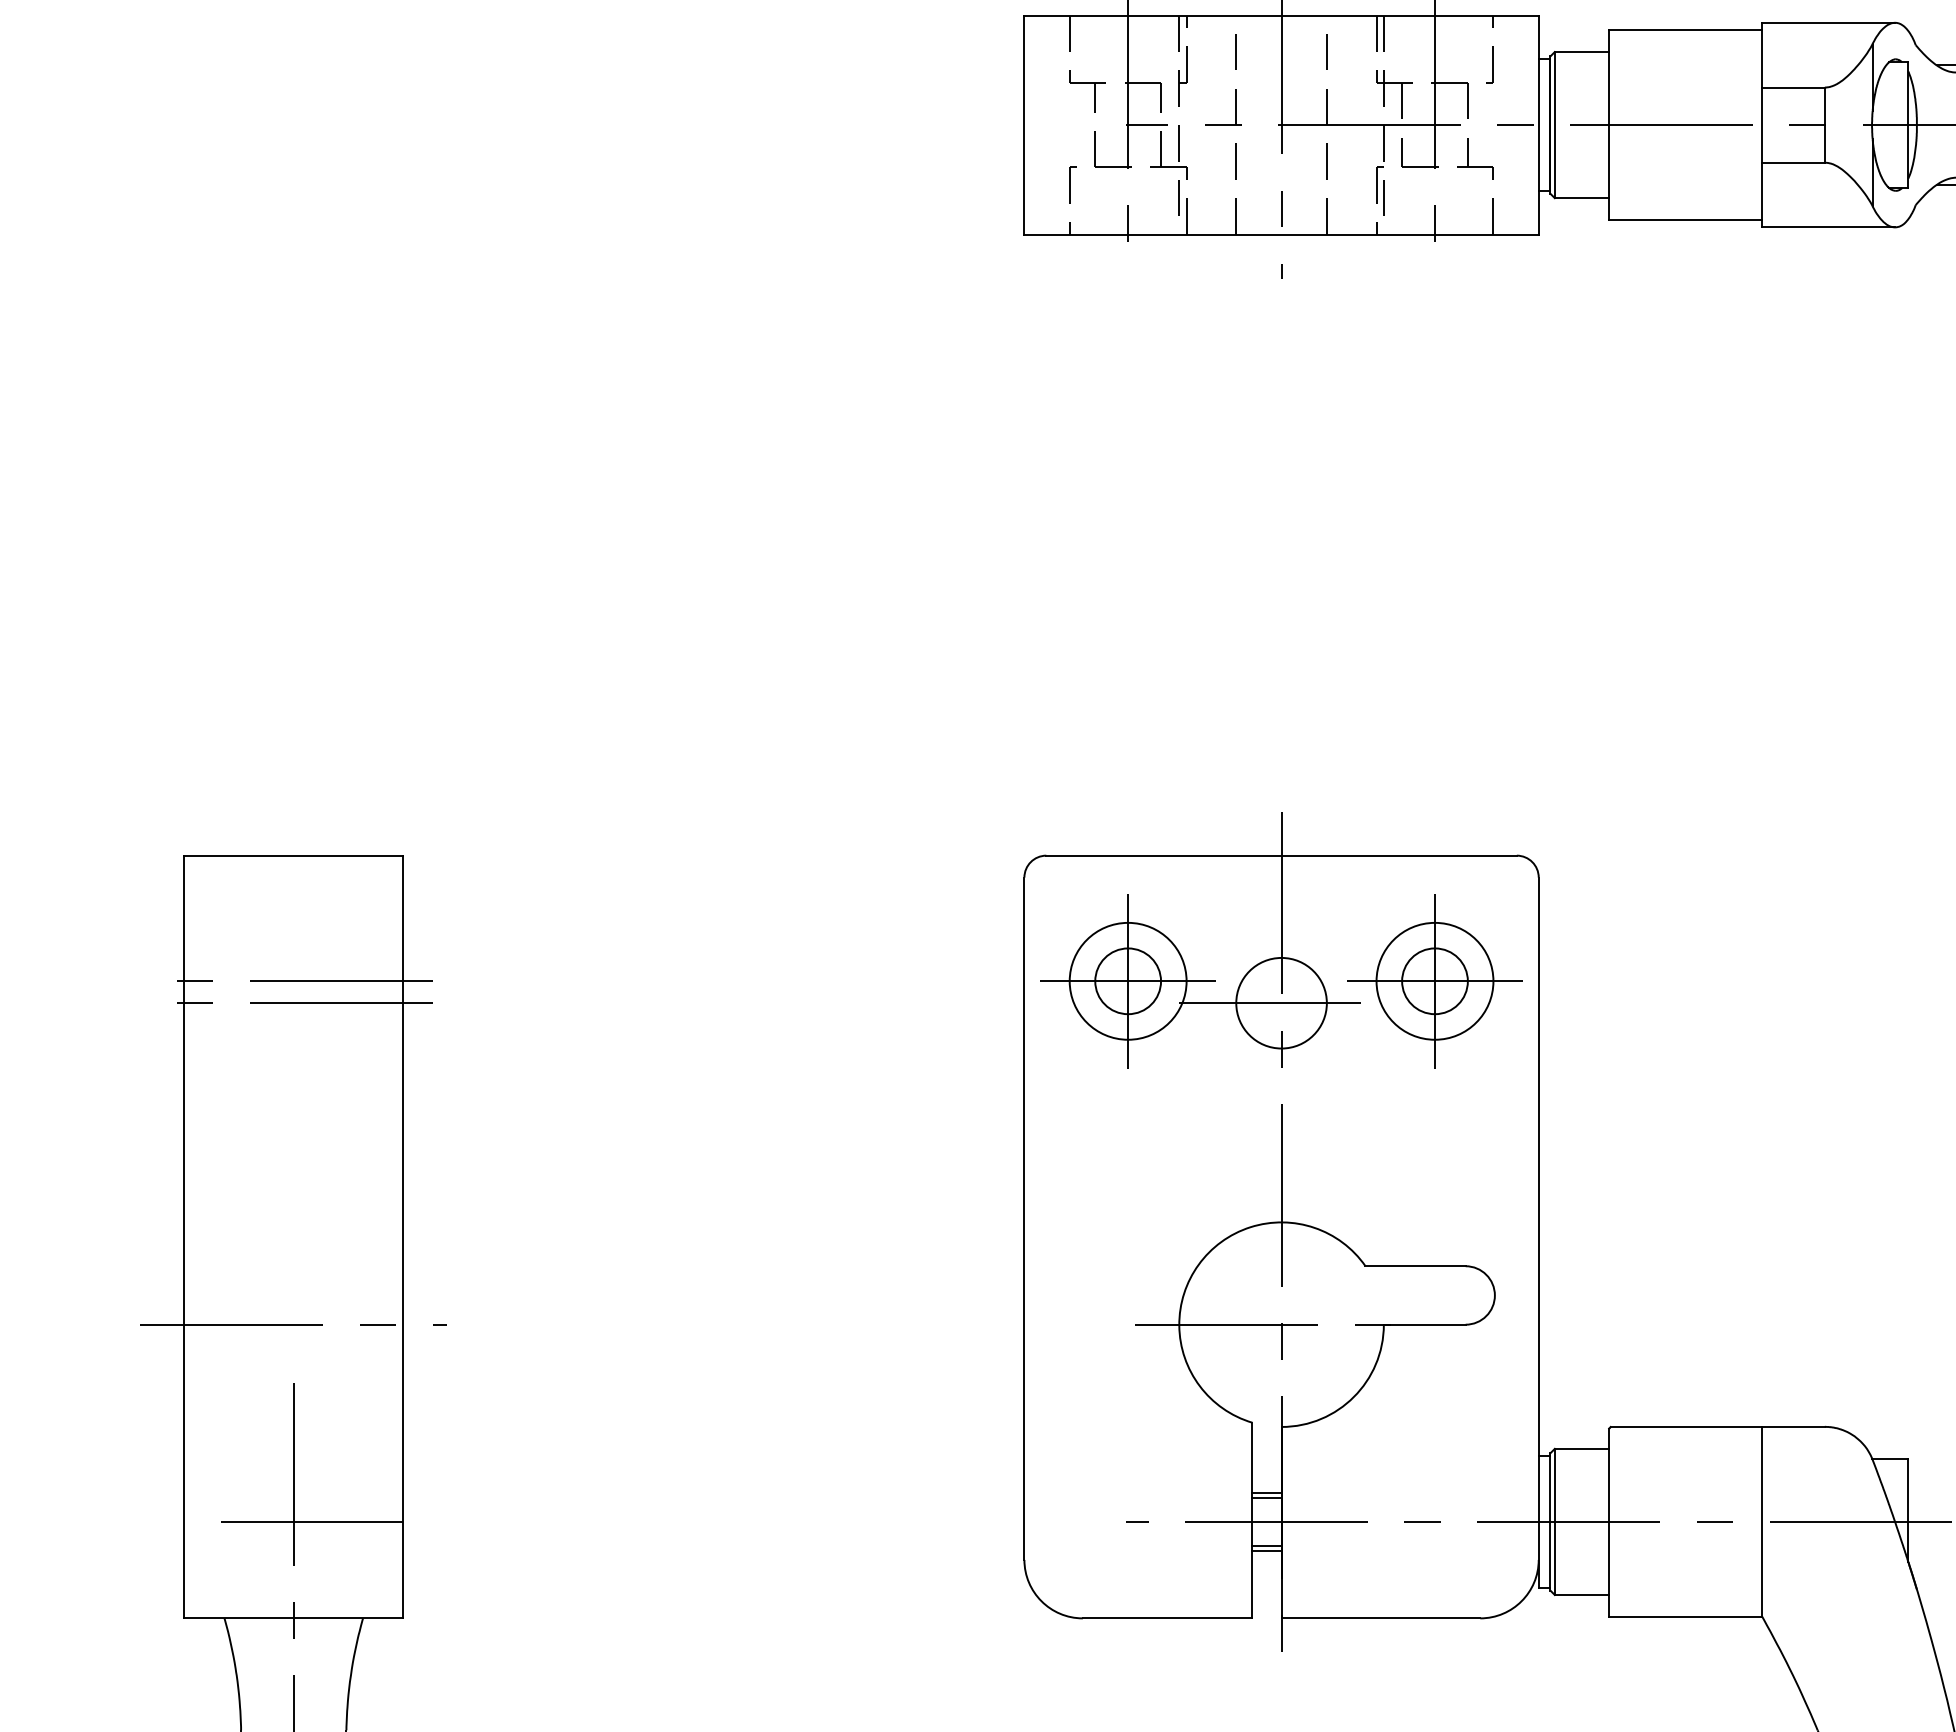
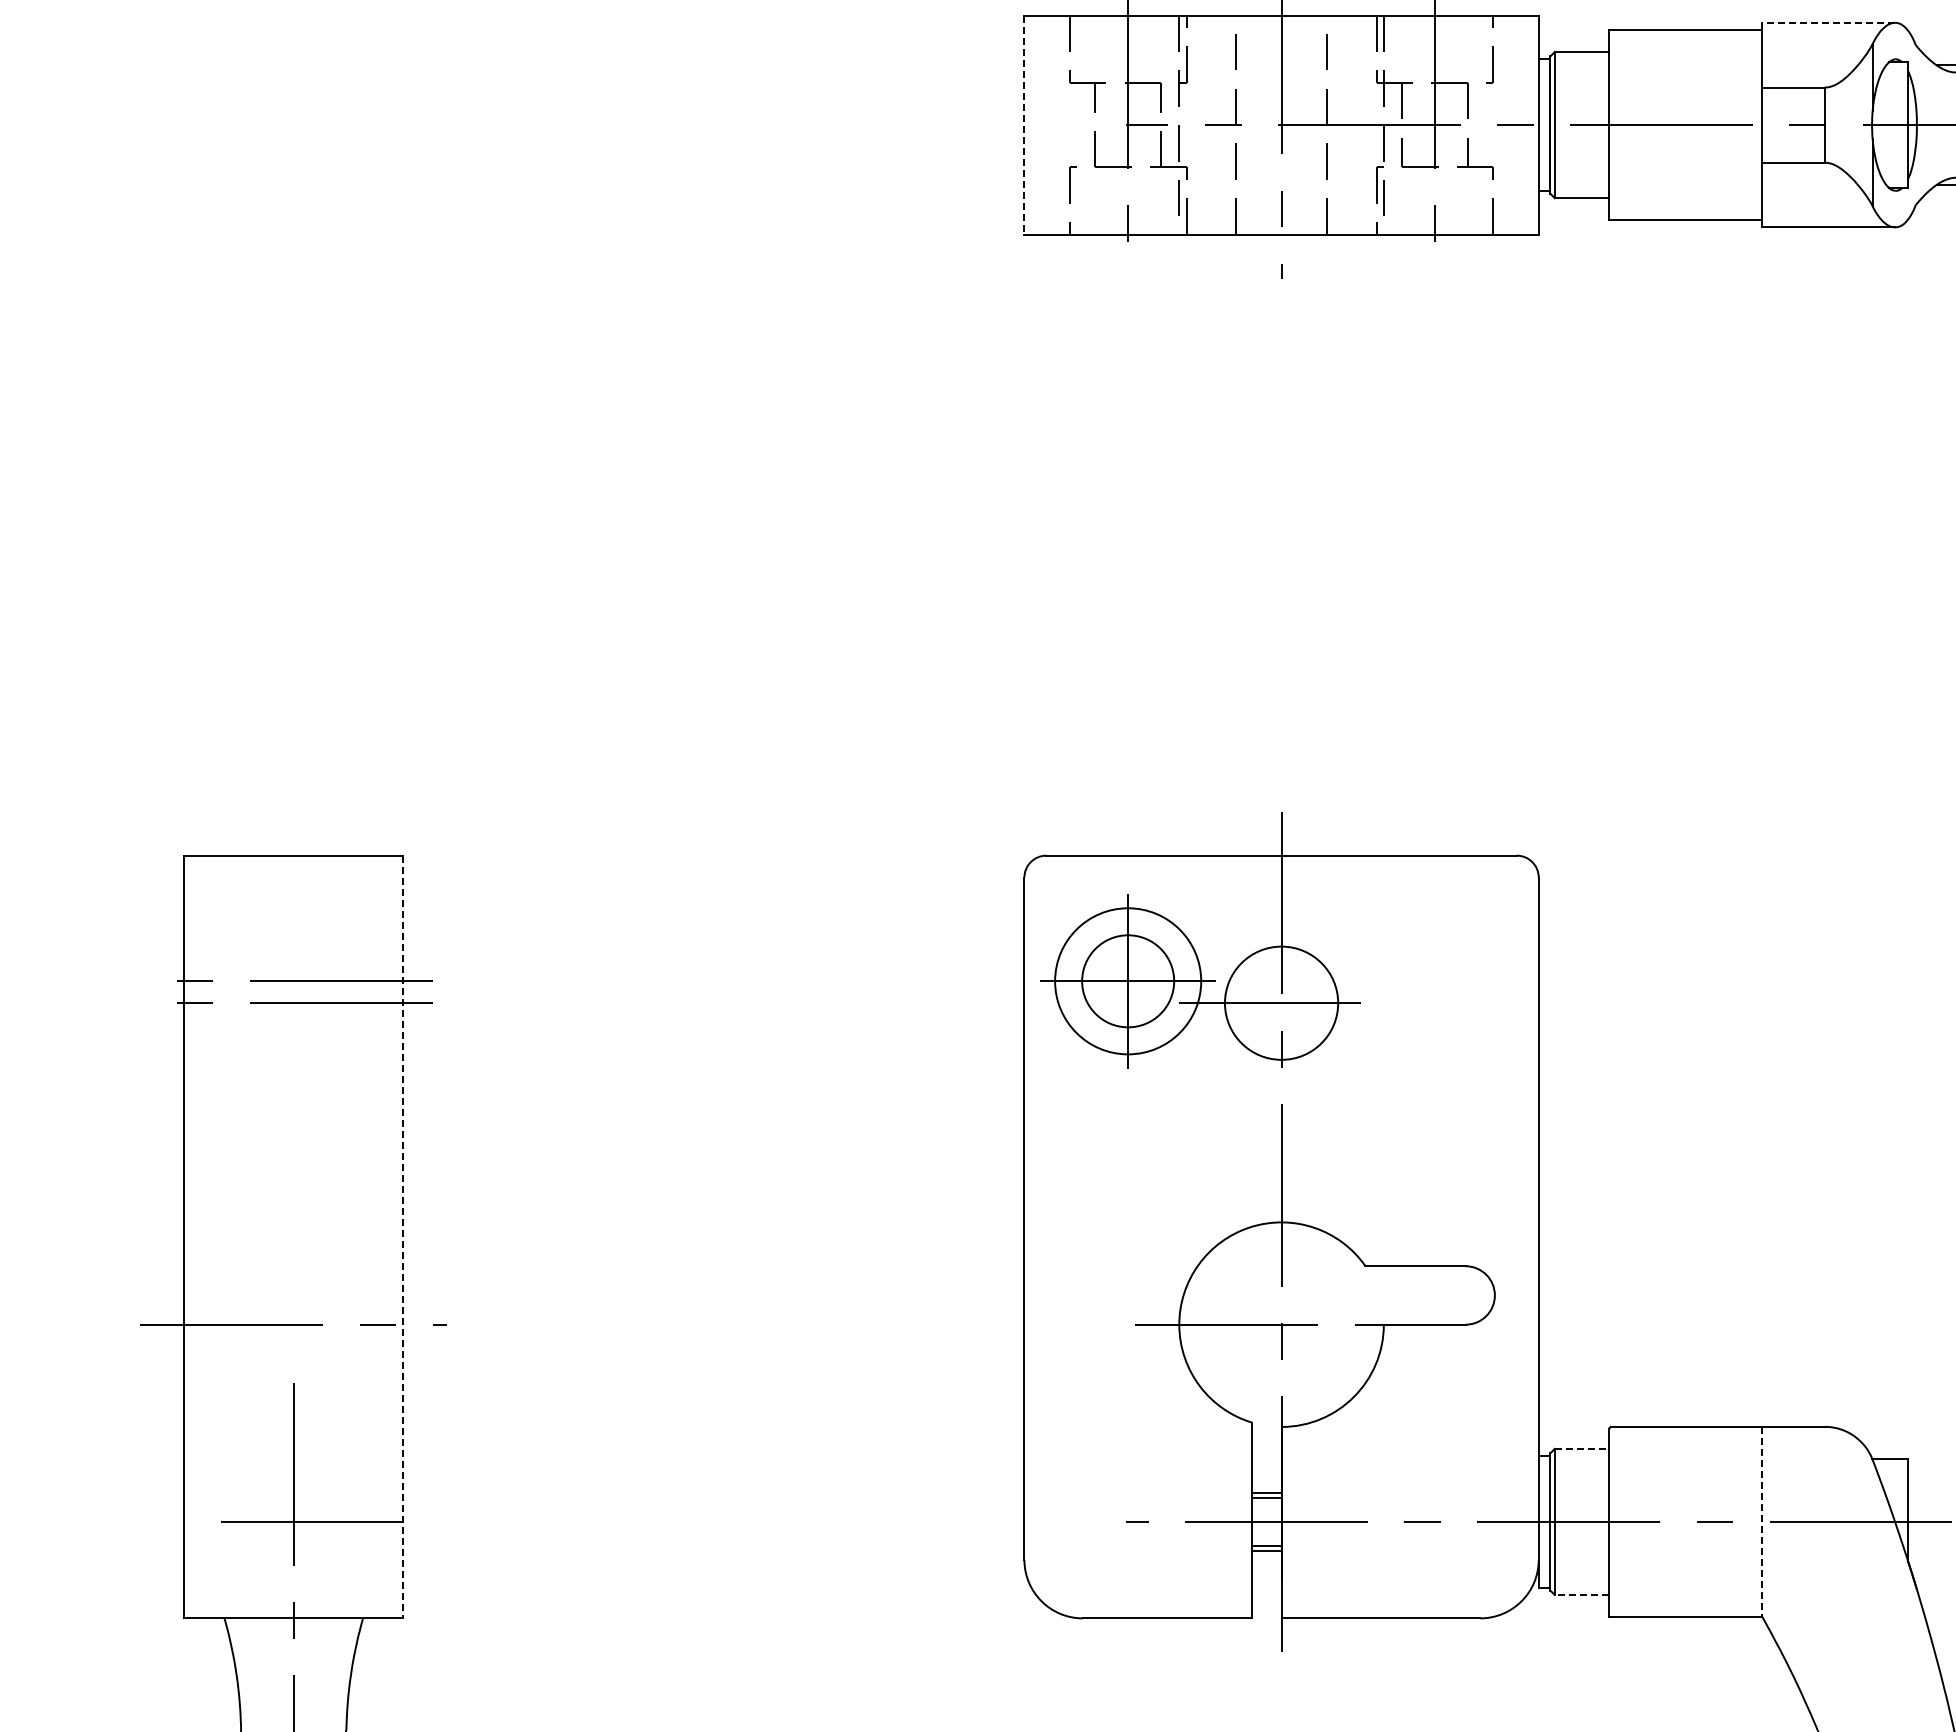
line: solid -> dashed (1828, 22)
line: solid -> dashed (1024, 125)
circle diameter: 117 px -> 146 px (1128, 981)
circle diameter: 66 px -> 92 px (1128, 981)
part: present -> none (1434, 981)
circle diameter: 91 px -> 113 px (1281, 1002)
line: solid -> dashed (403, 1237)
line: solid -> dashed (1582, 1448)
line: solid -> dashed (1762, 1521)
line: solid -> dashed (1581, 1595)
